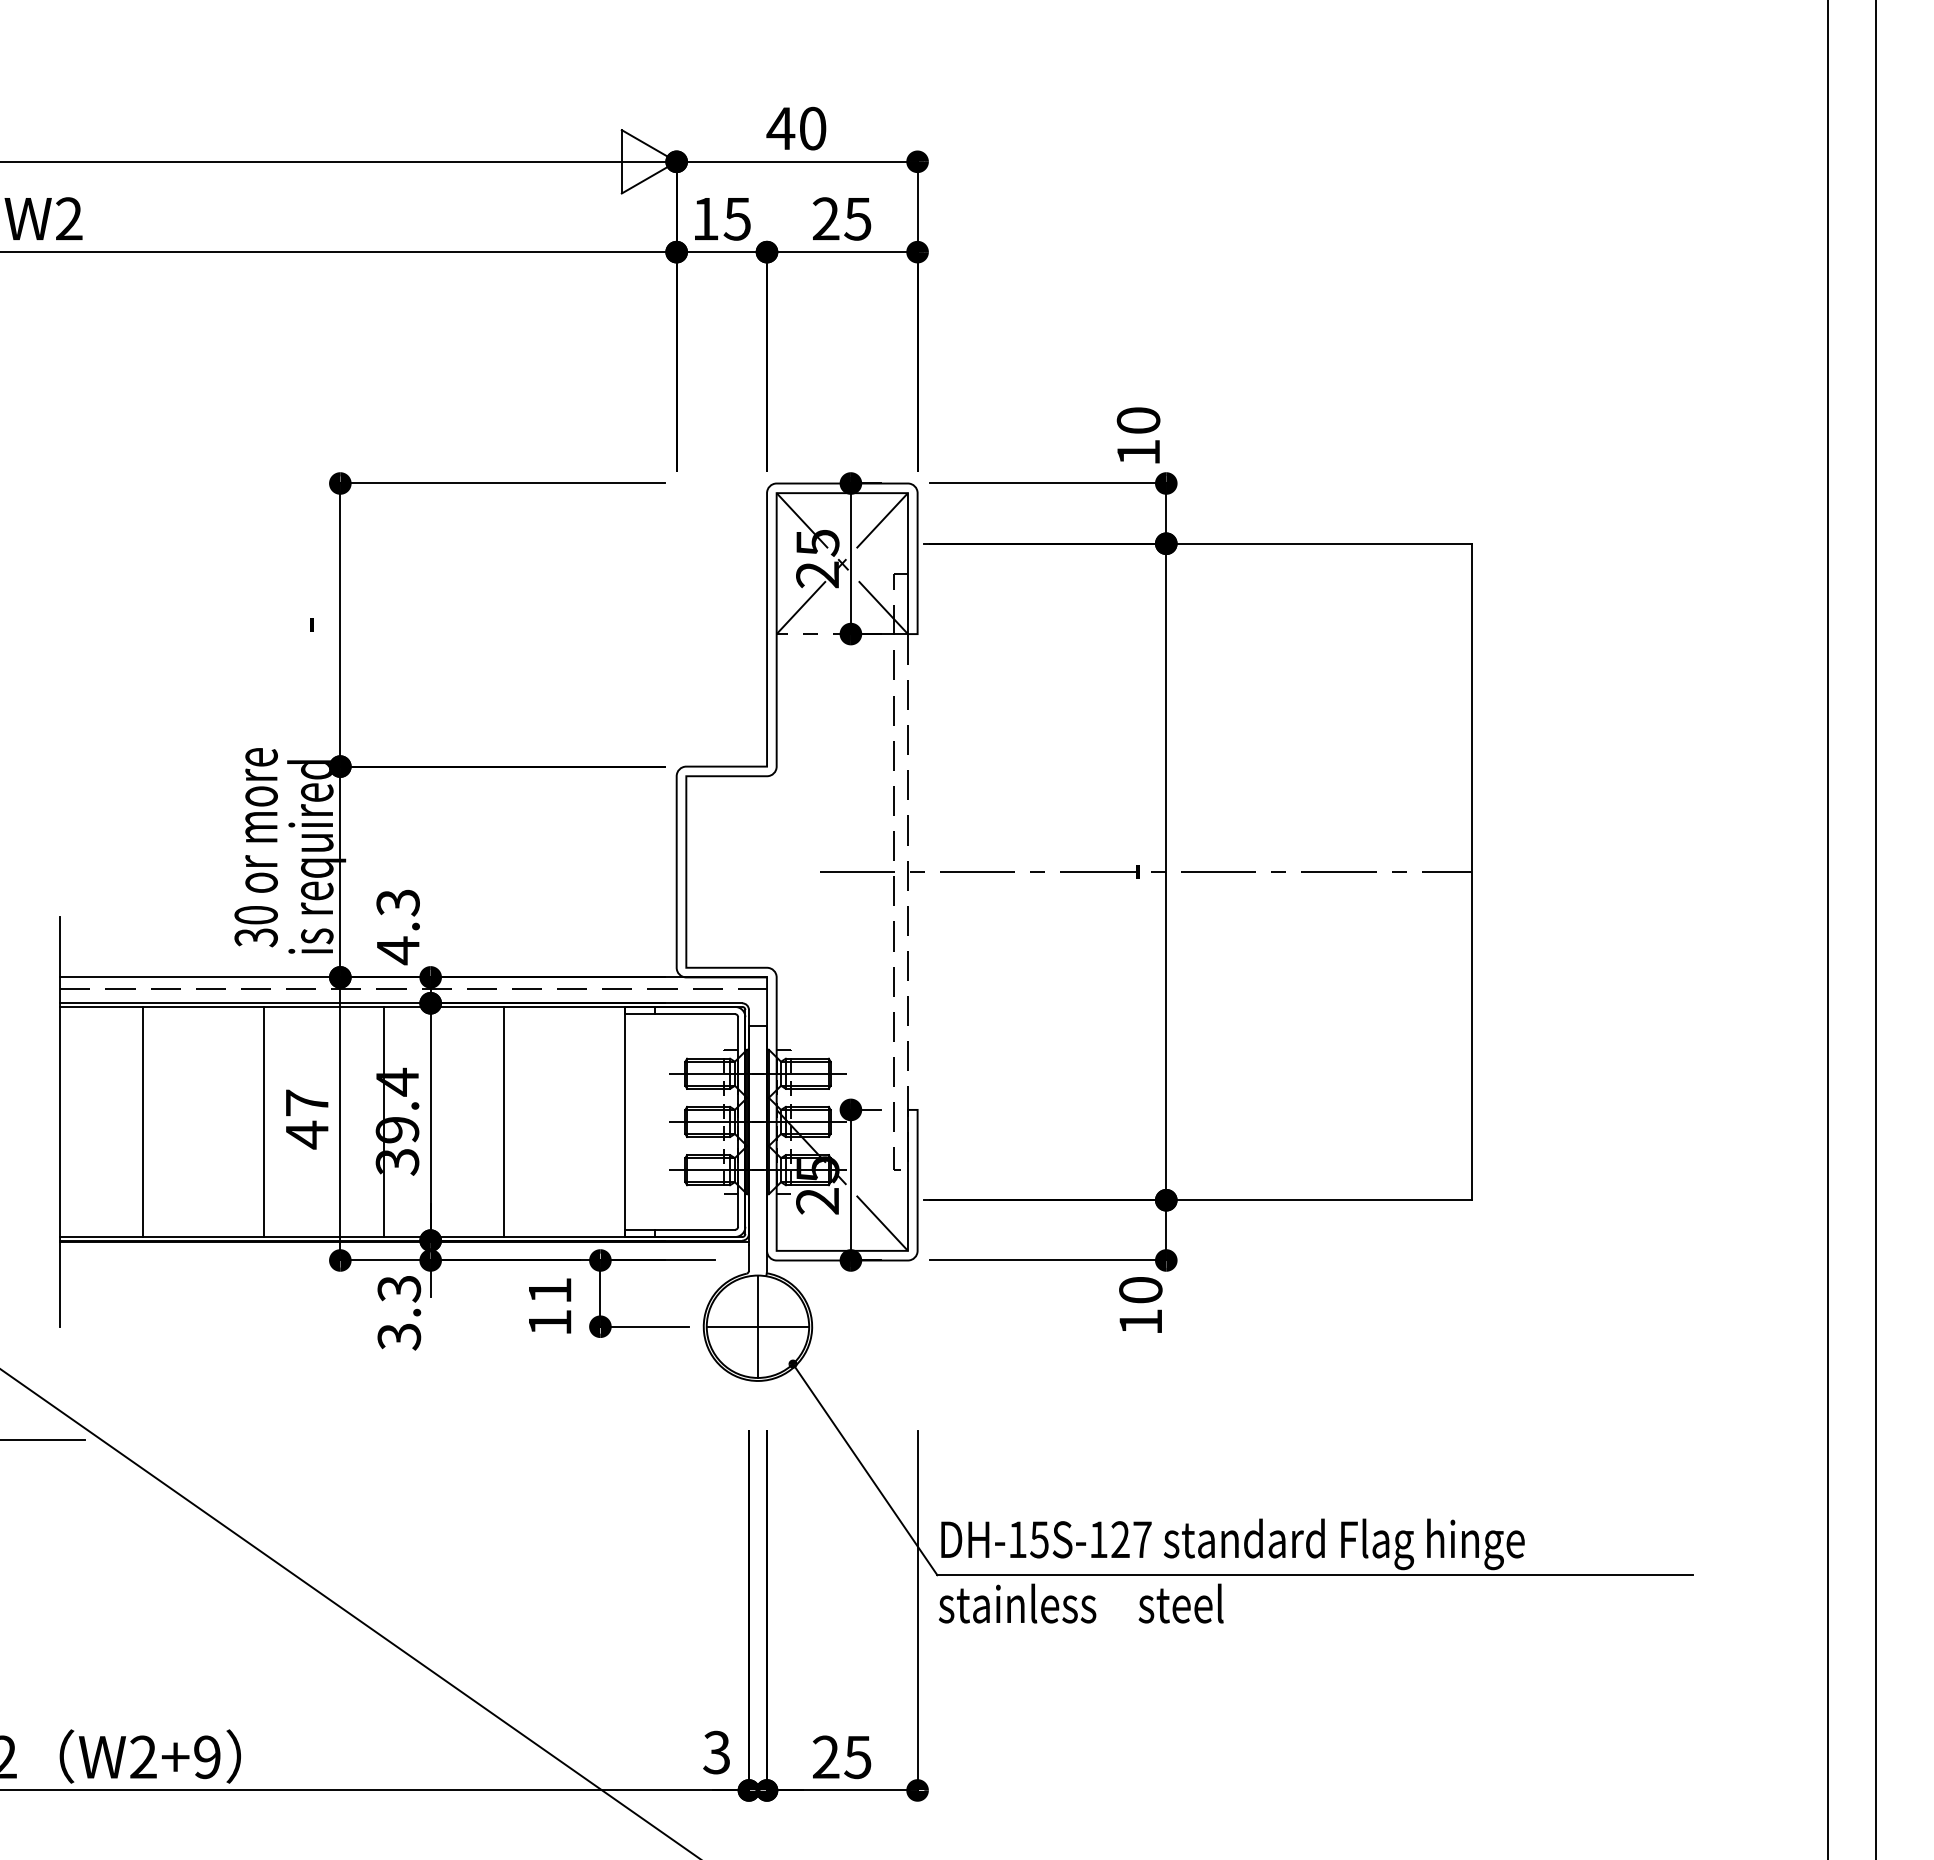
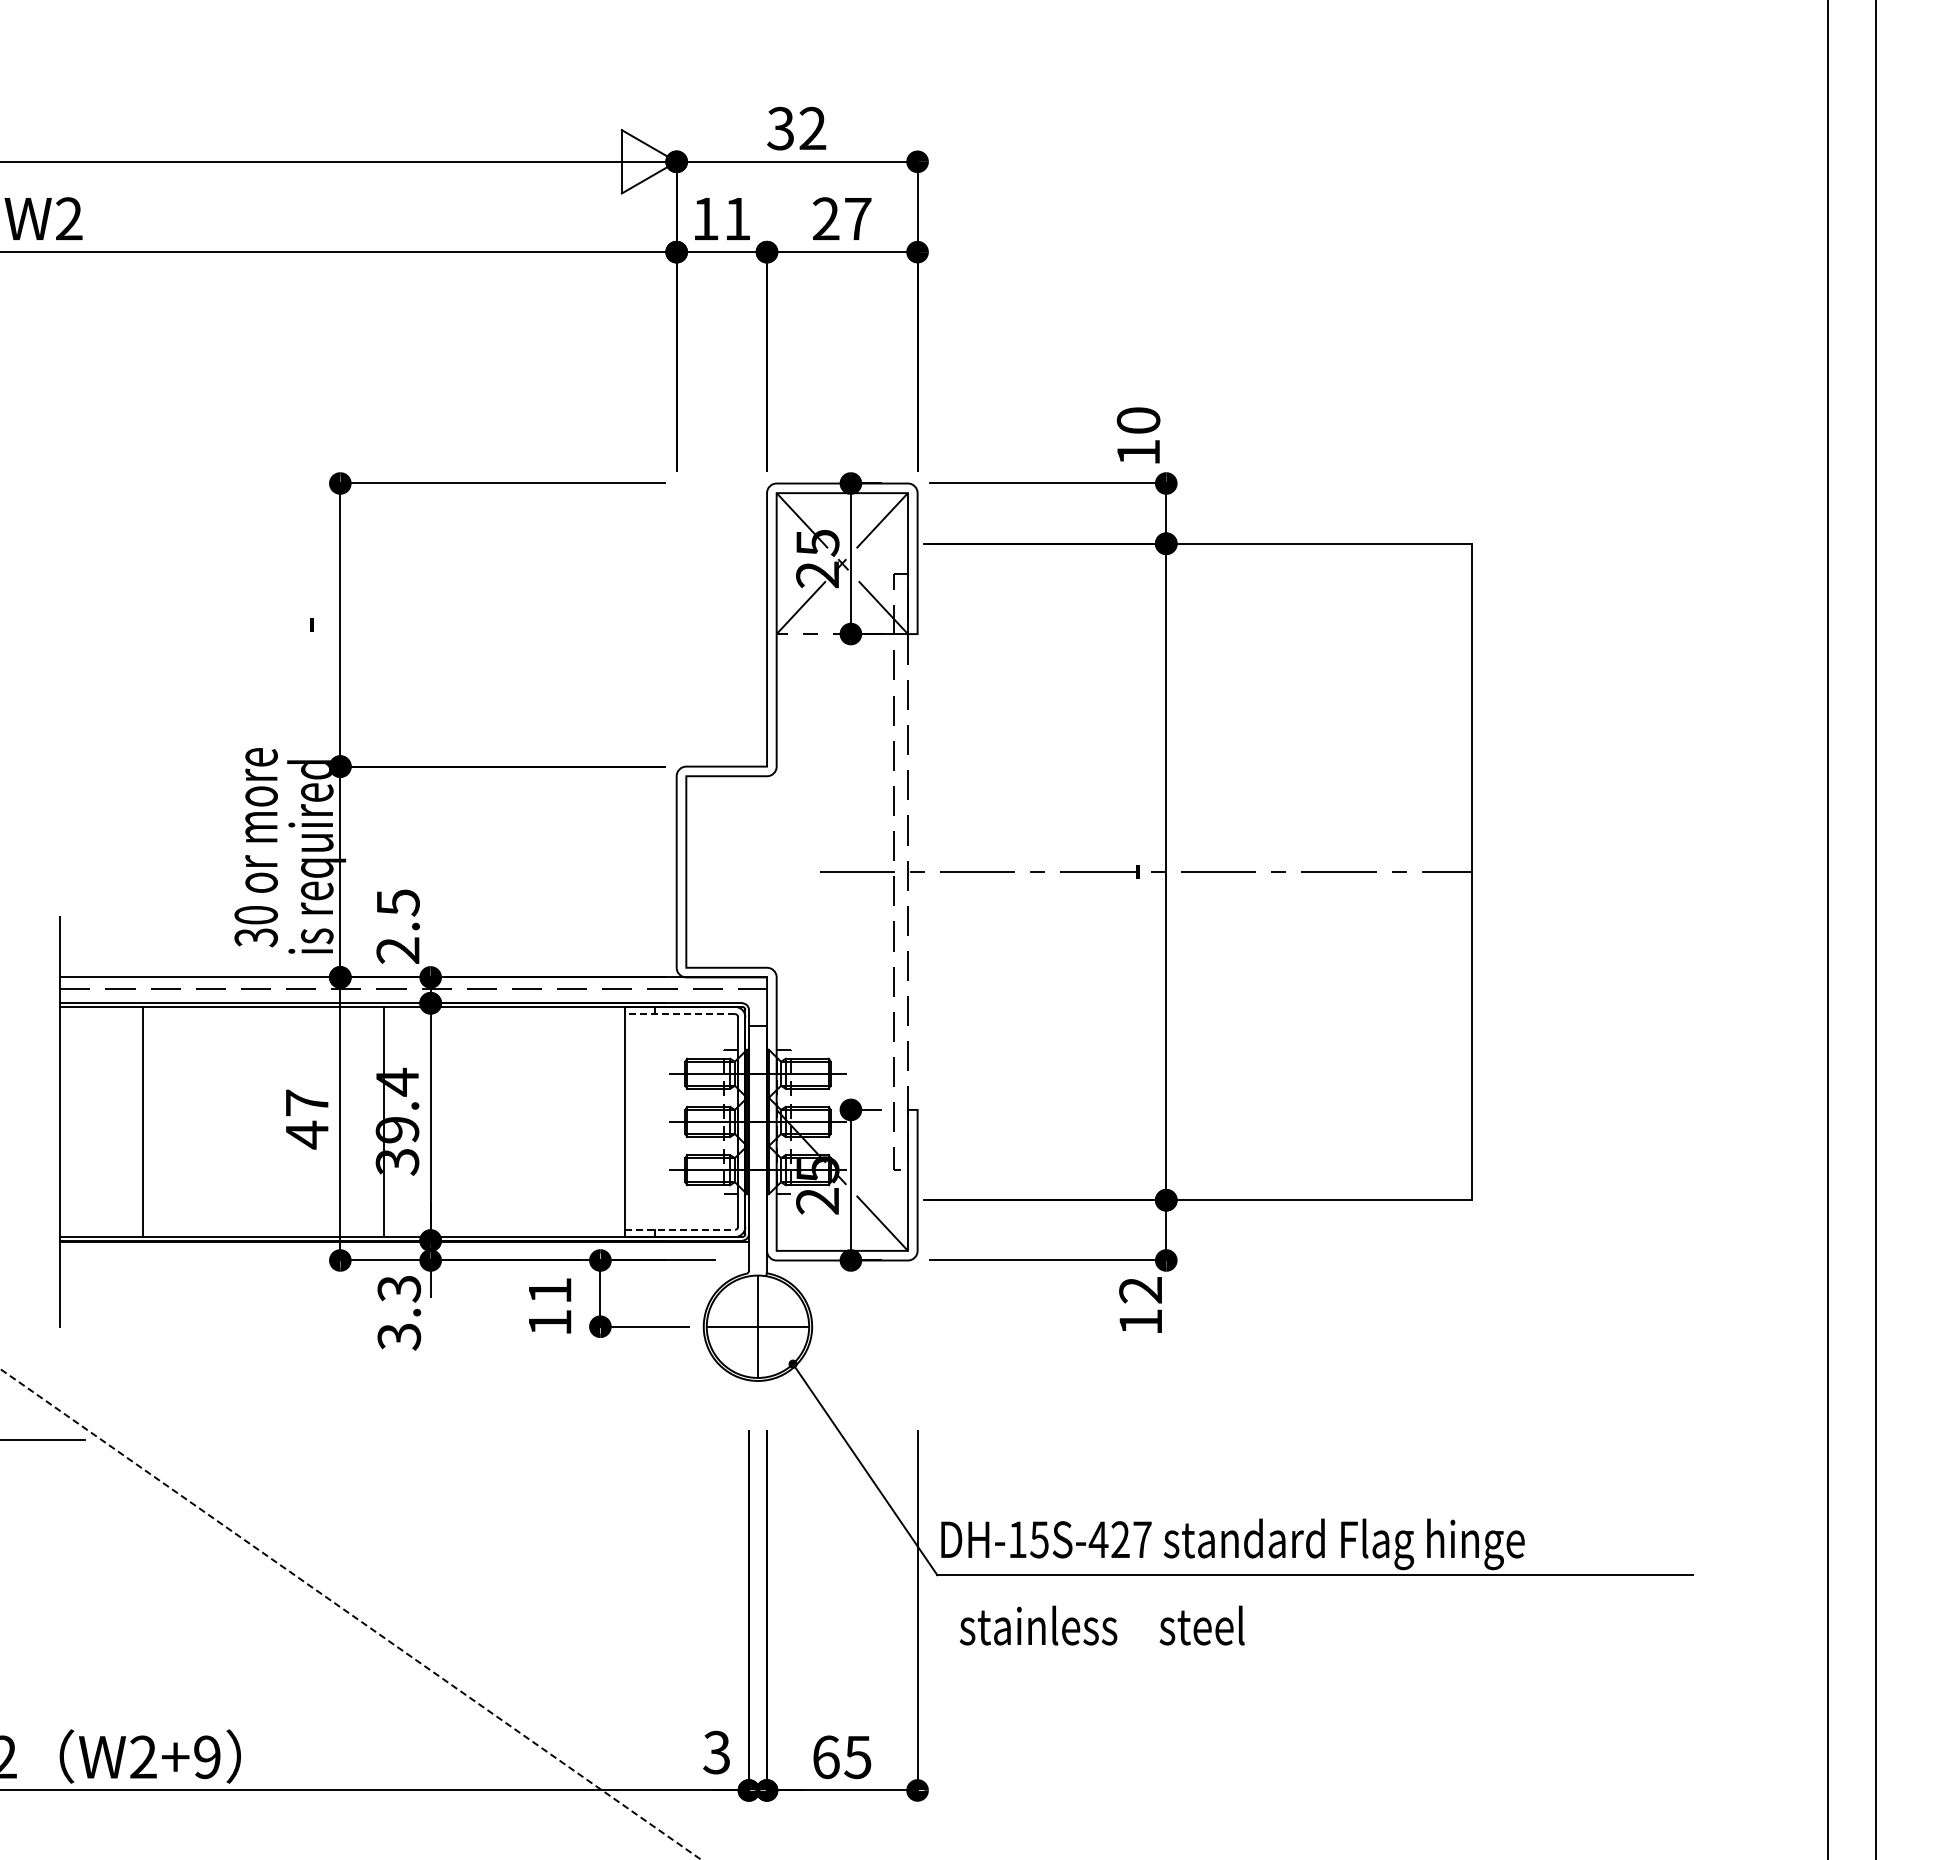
text: 40 -> 32 (796, 128)
text: 15 -> 11 (736, 219)
text: 25 -> 27 (857, 219)
text: 4.3 -> 2.5 (397, 927)
line: solid -> dashed (679, 1014)
line: present -> none (263, 1121)
line: present -> none (504, 1121)
line: solid -> dashed (680, 1229)
text: 10 -> 12 (1140, 1290)
text: DH-15S-127 -> DH-15S-427 (1098, 1539)
text position: (1080, 1603) -> (1101, 1625) (1101, 1625)
line: solid -> dashed (351, 1614)
text: 25 -> 65 (825, 1757)
